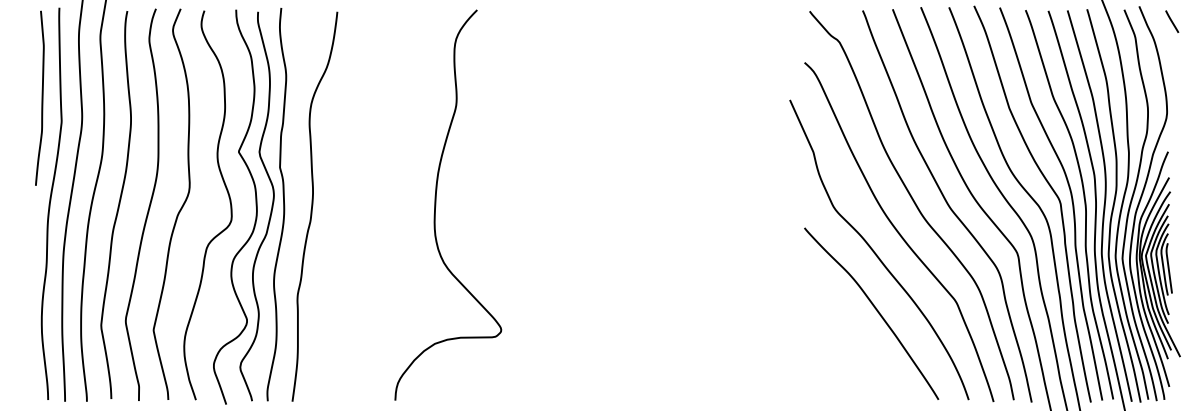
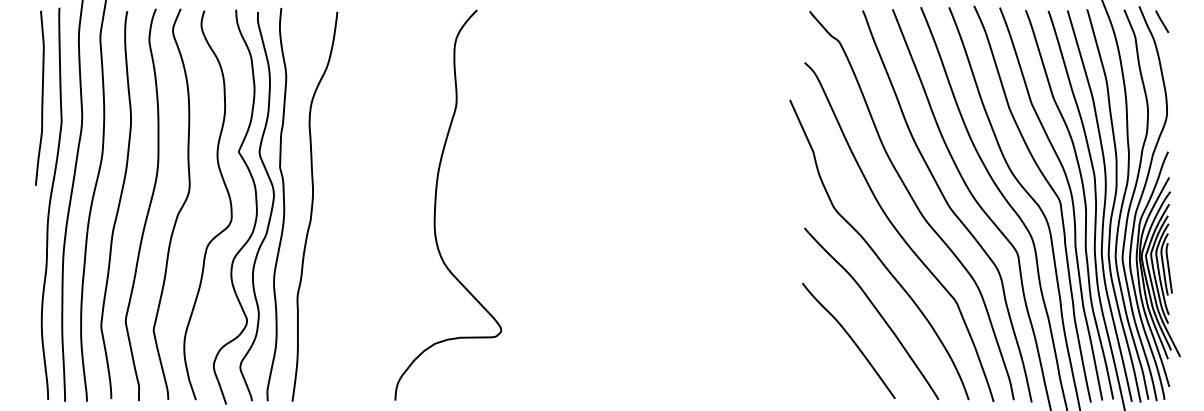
line position: (1172, 21) -> (1162, 21) (1162, 21)
curve: none -> present (850, 338)
